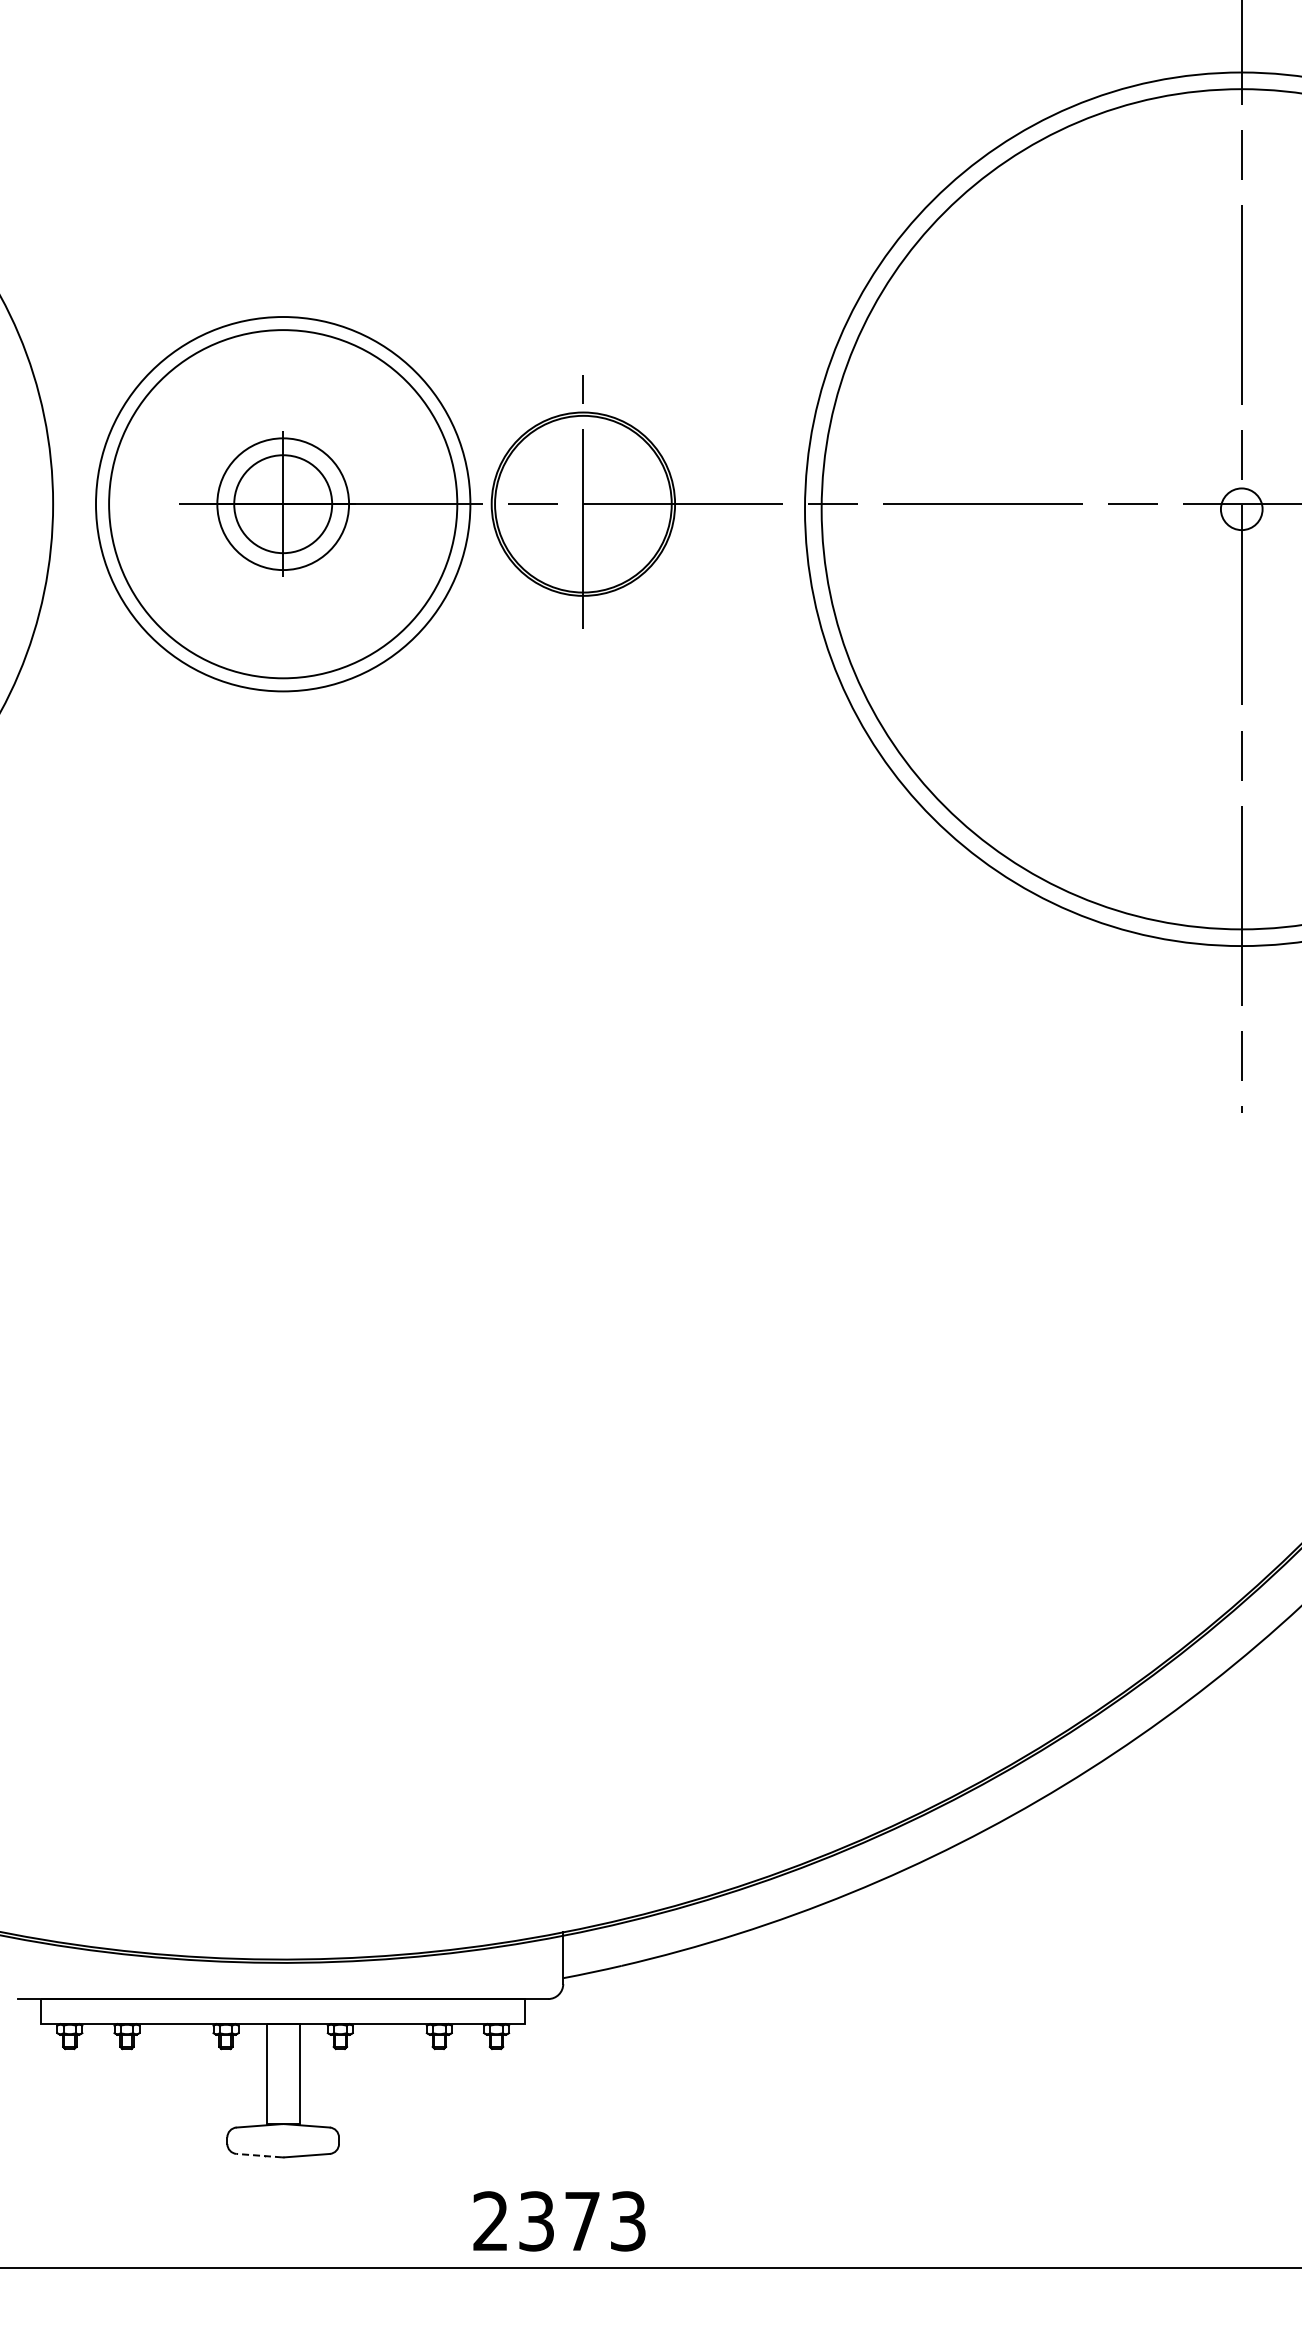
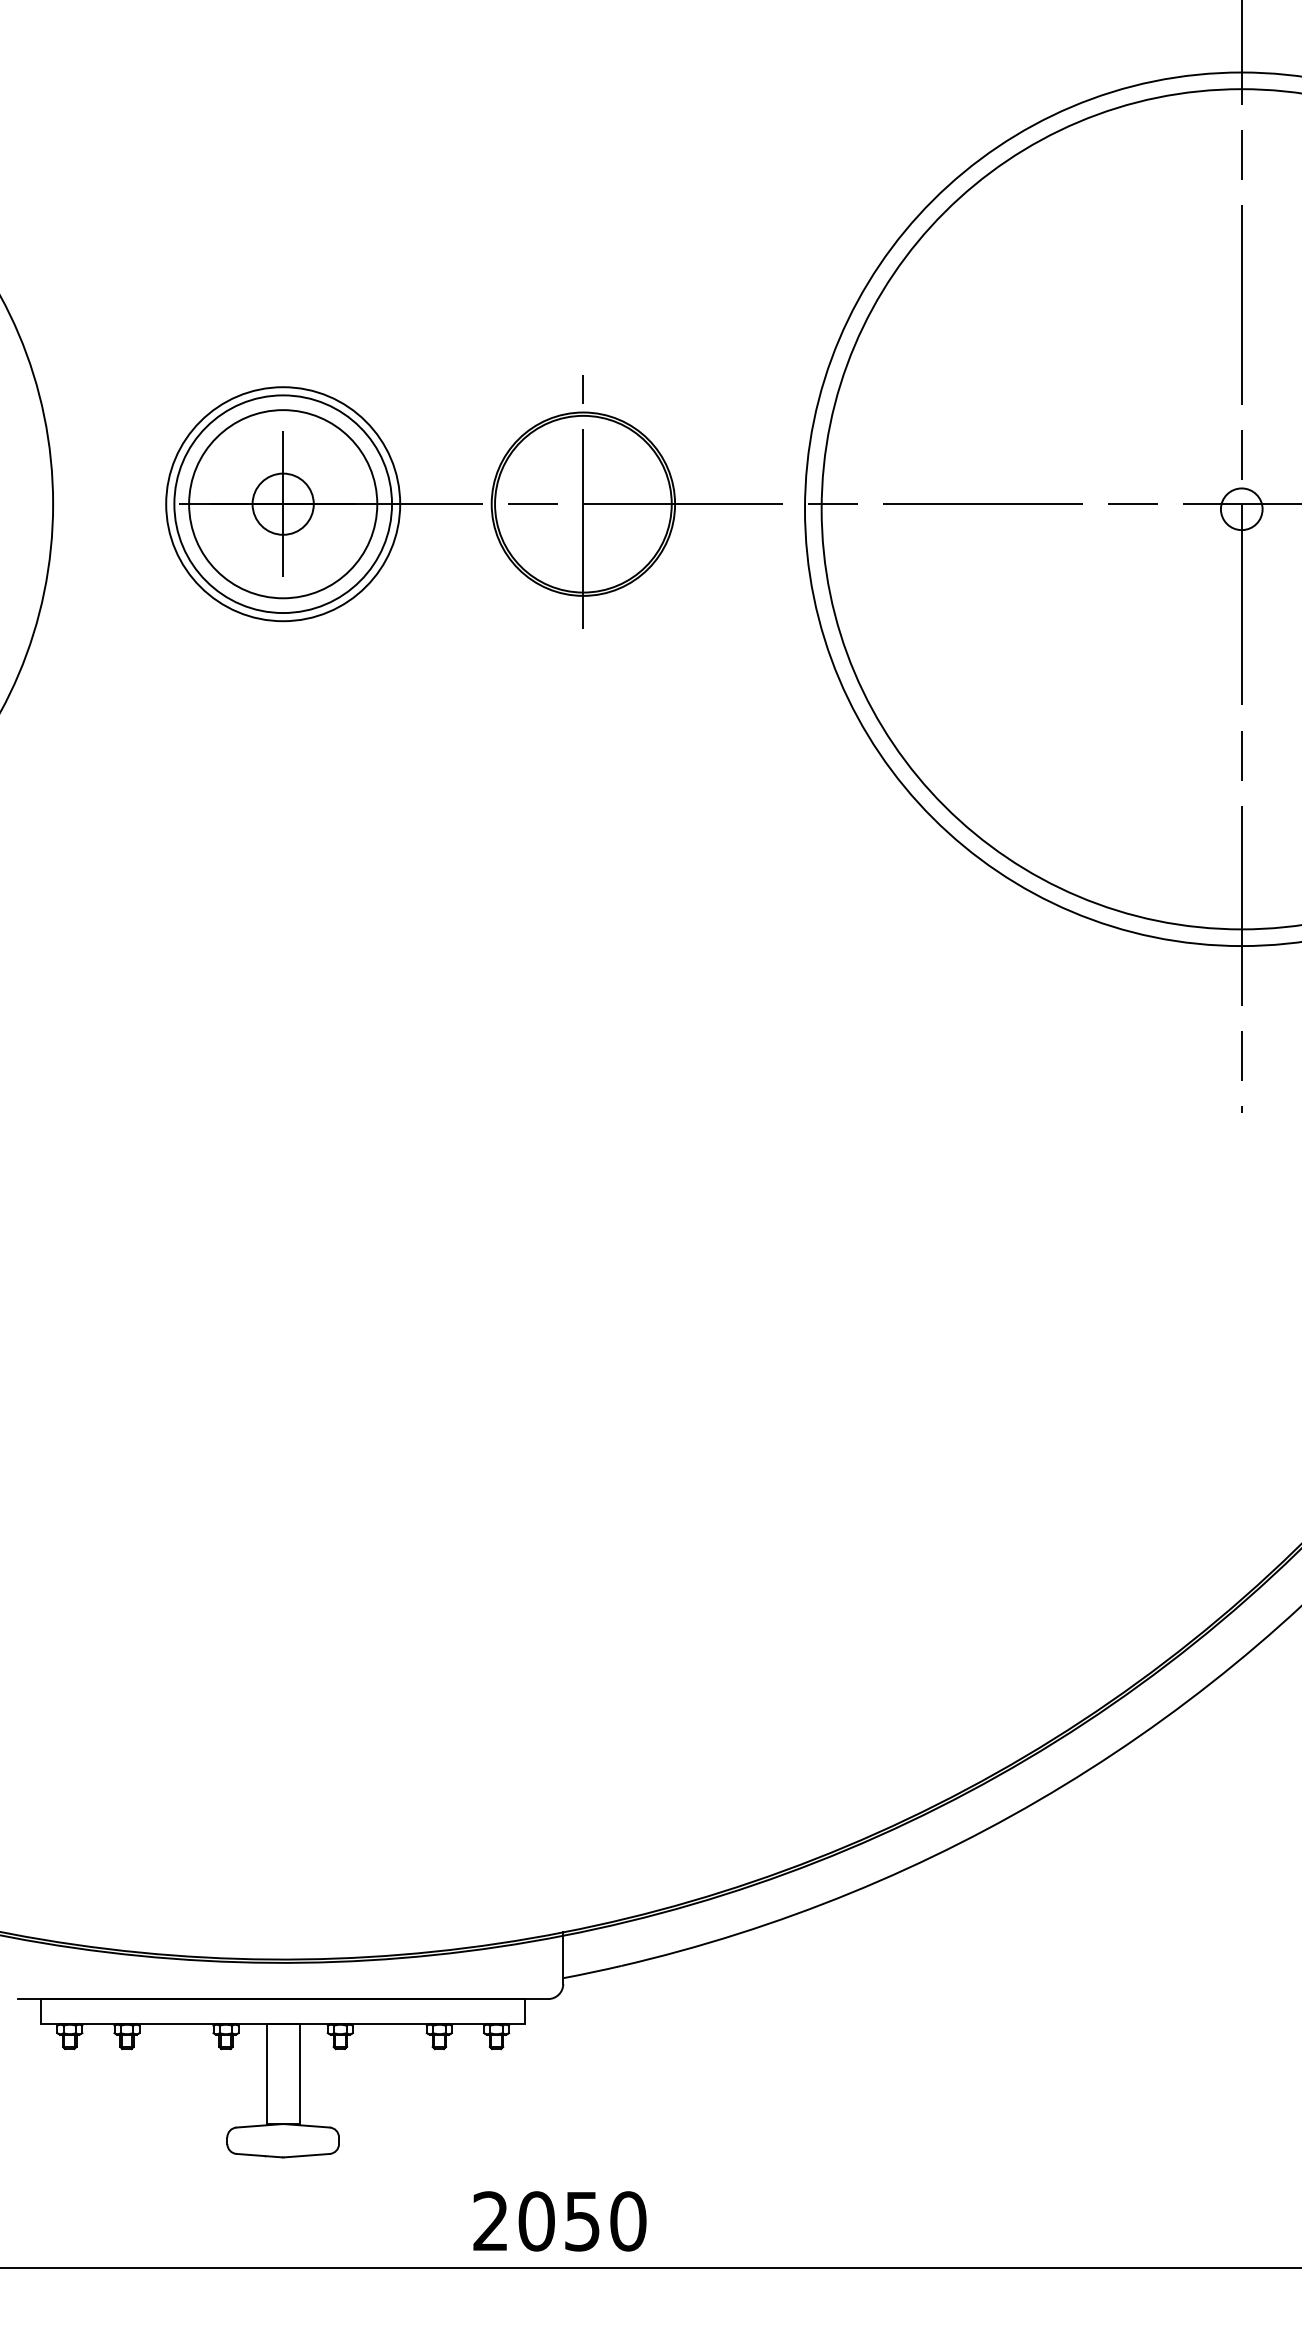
circle diameter: 132 px -> 188 px (283, 504)
circle diameter: 348 px -> 218 px (283, 504)
circle diameter: 374 px -> 234 px (283, 504)
circle diameter: 98 px -> 61 px (282, 503)
line: dashed -> solid (259, 2155)
text: 2373 -> 2050 (582, 2221)
